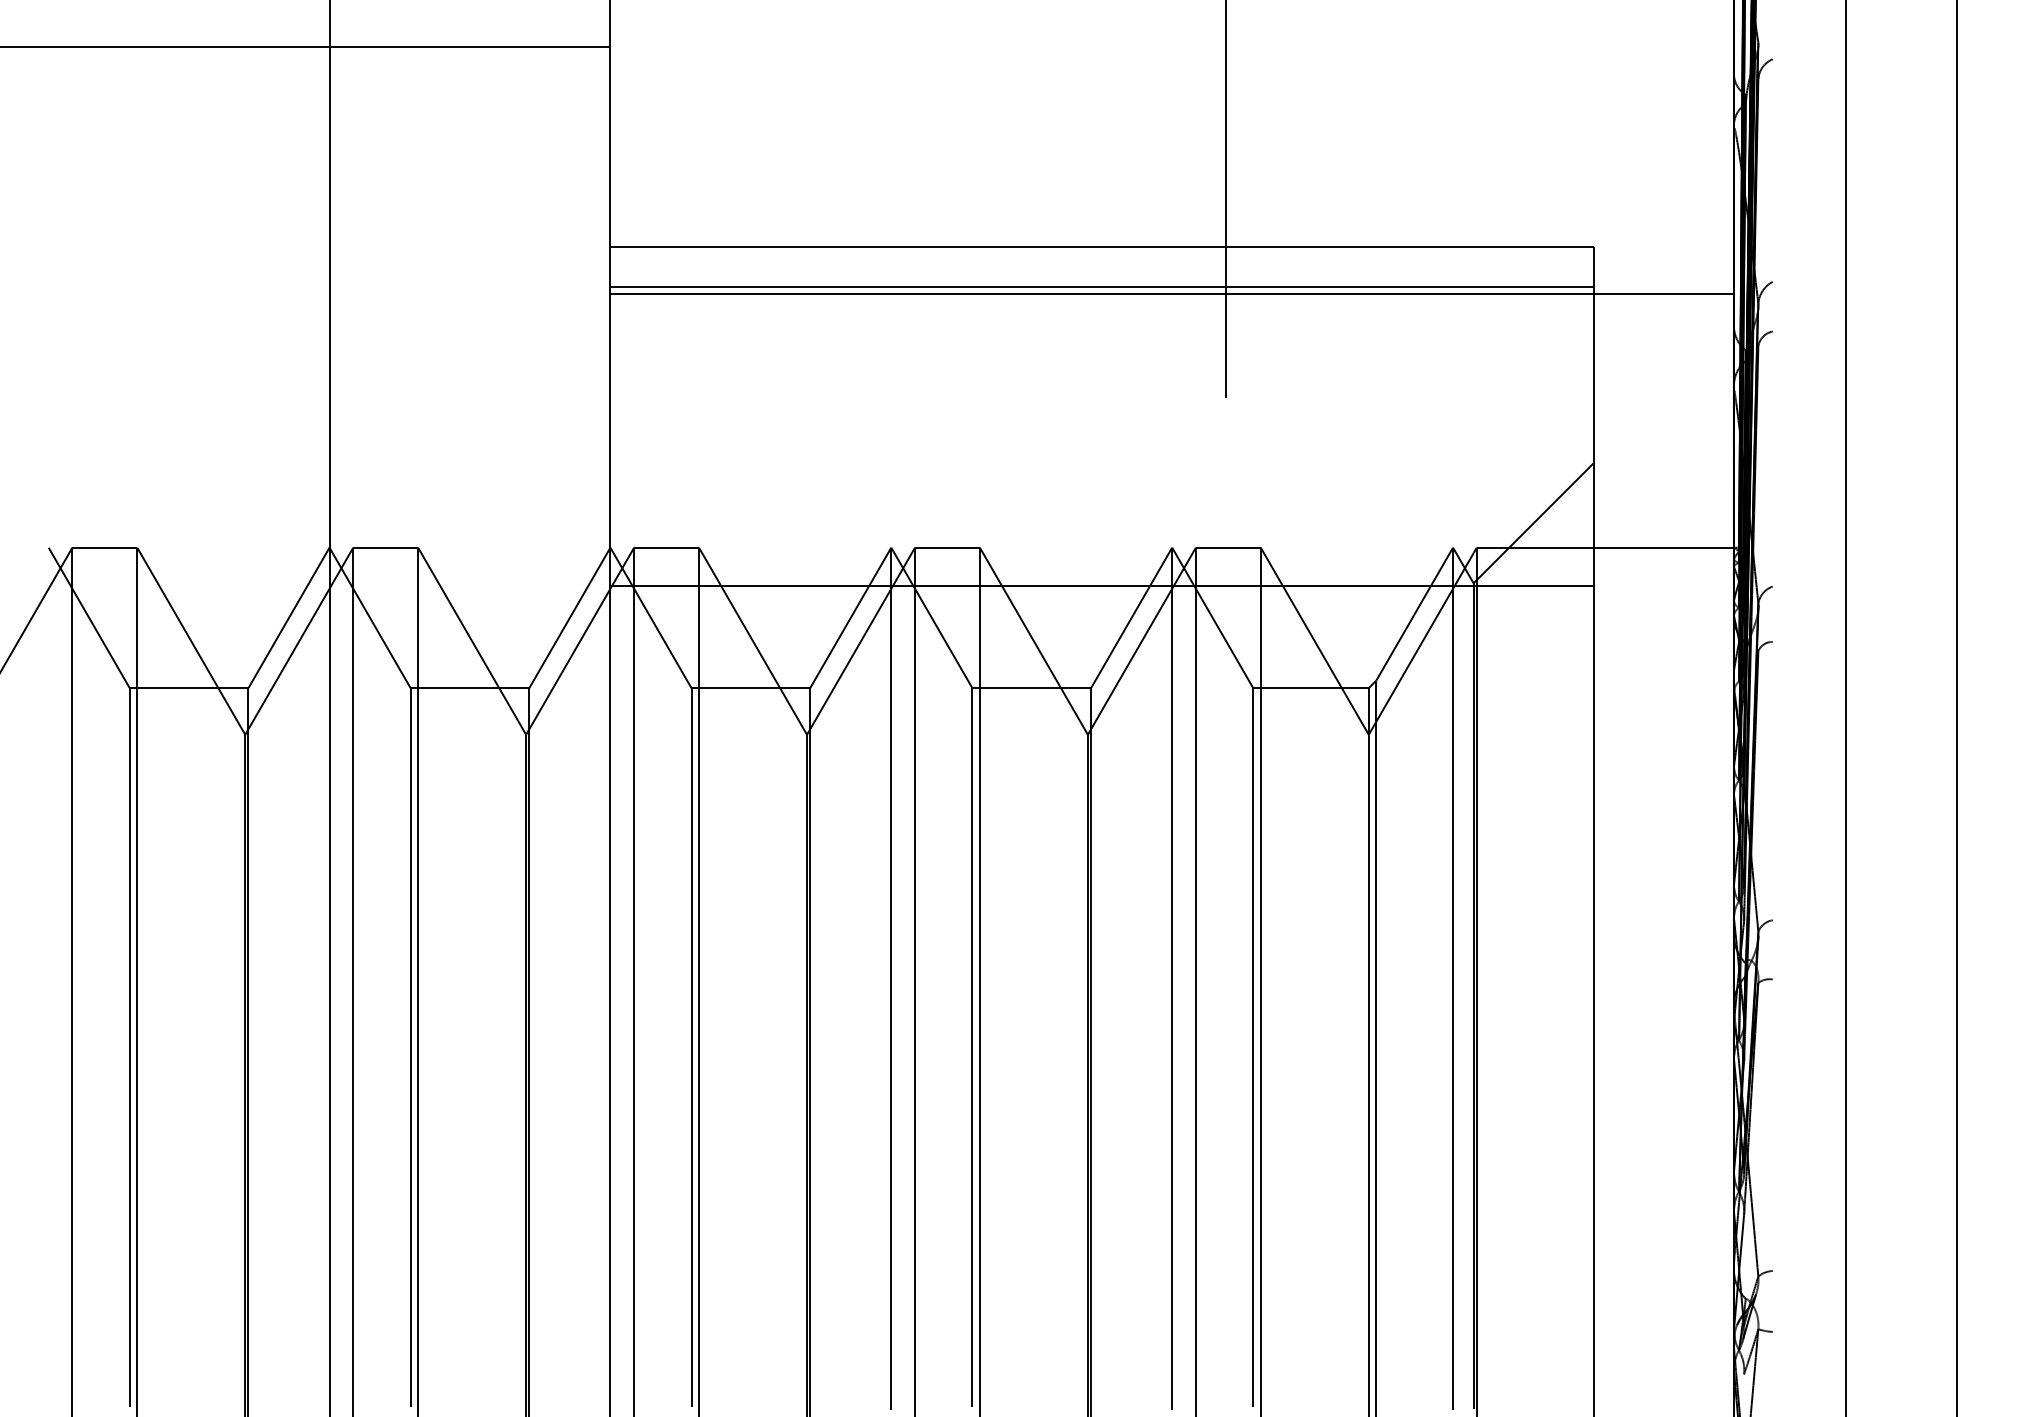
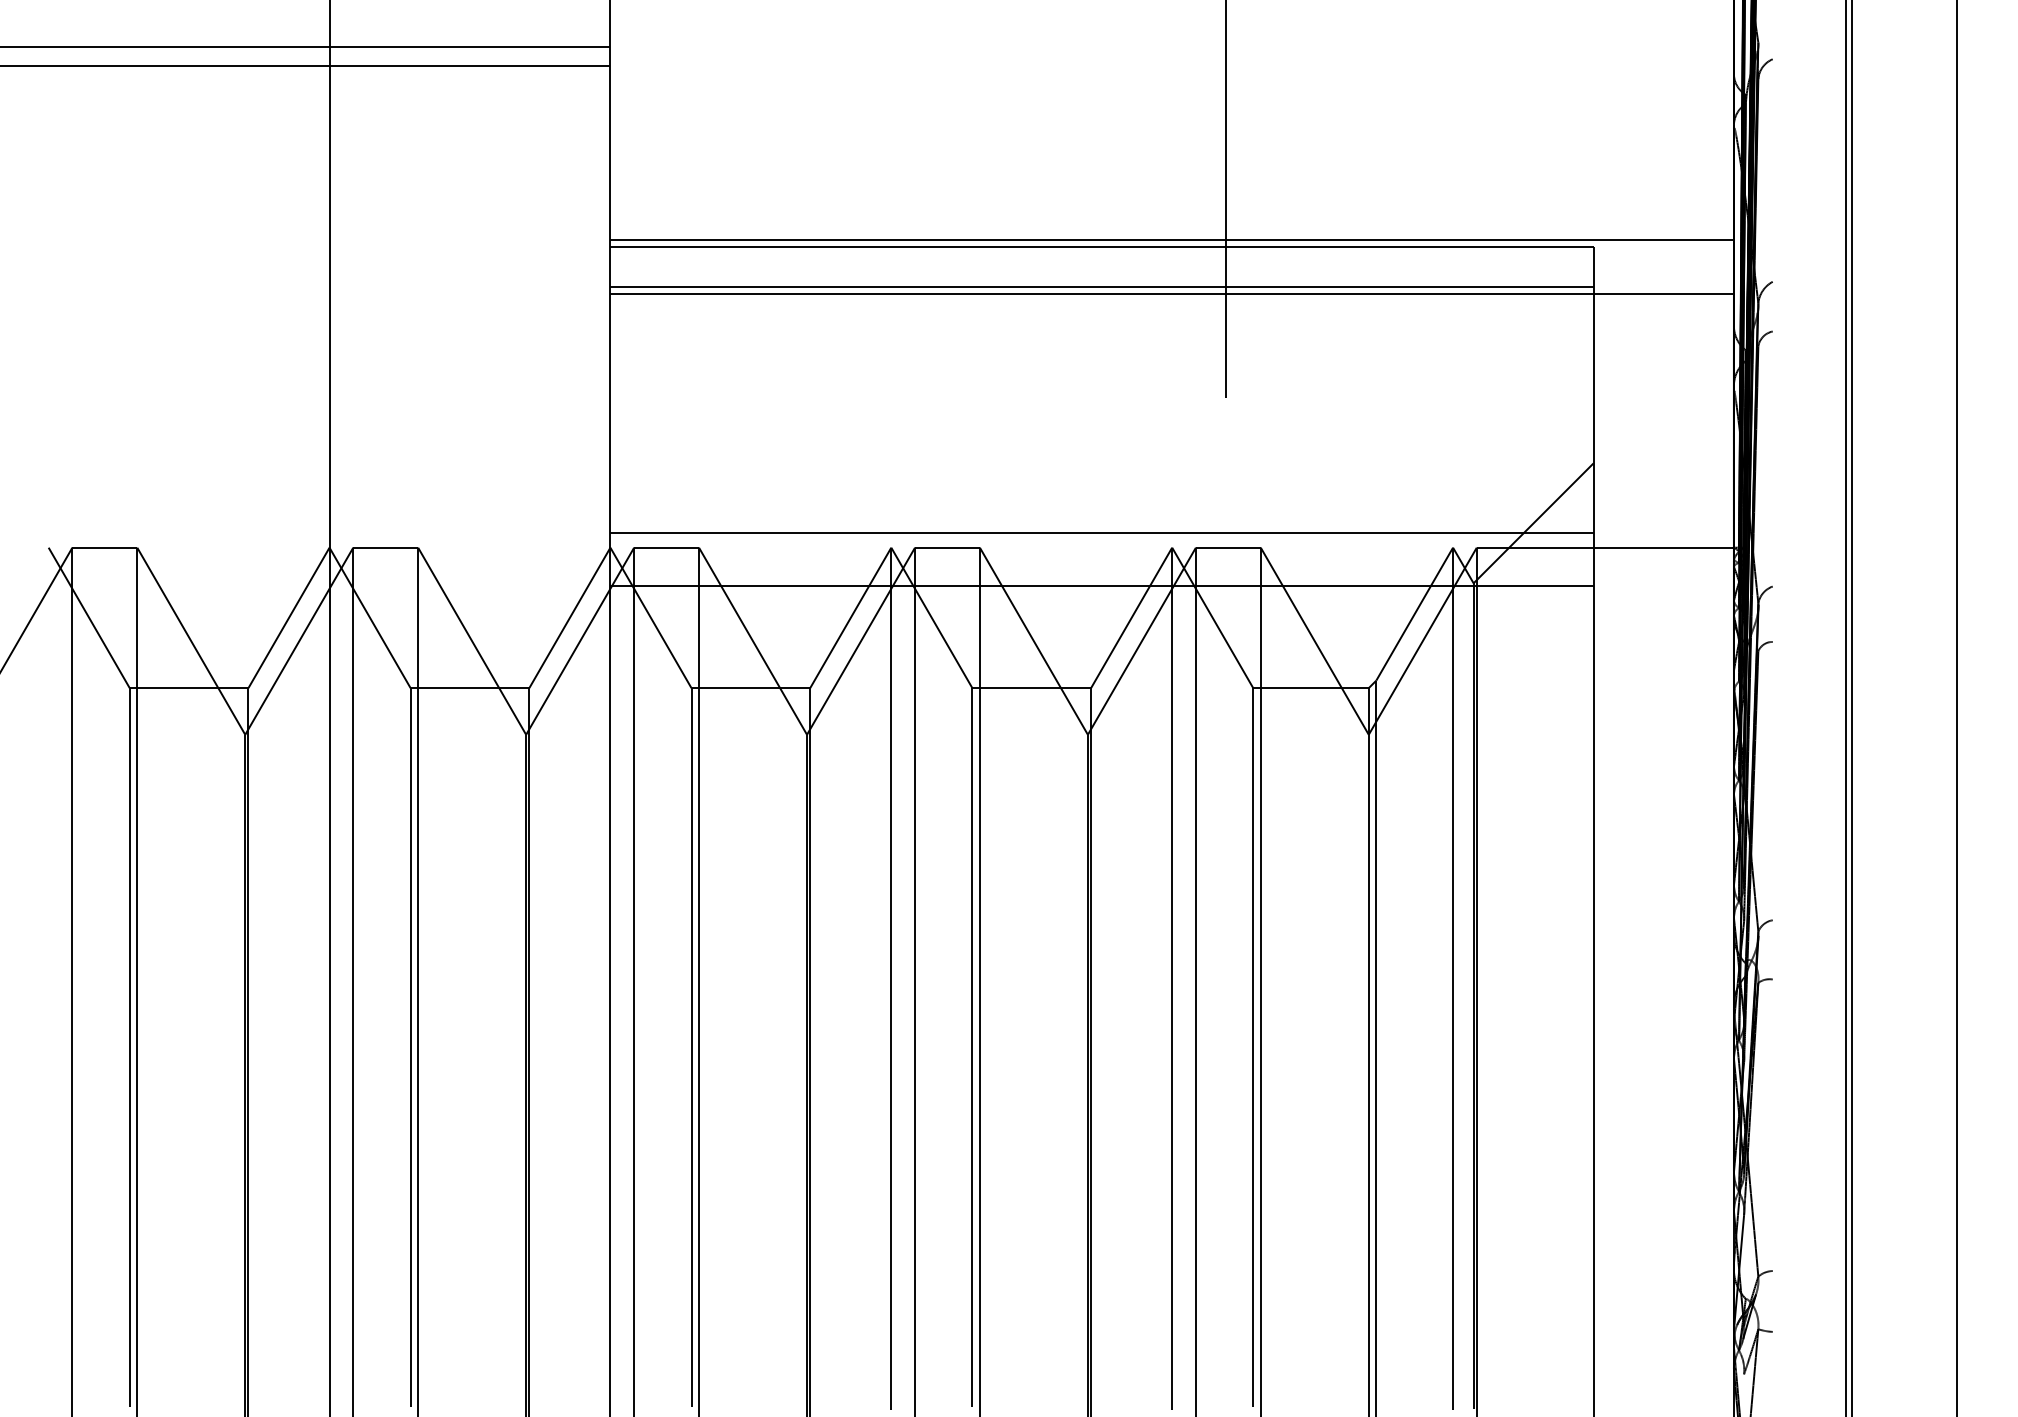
line: none -> present (306, 66)
line: none -> present (1171, 239)
line: none -> present (1101, 533)
line: none -> present (1851, 707)
